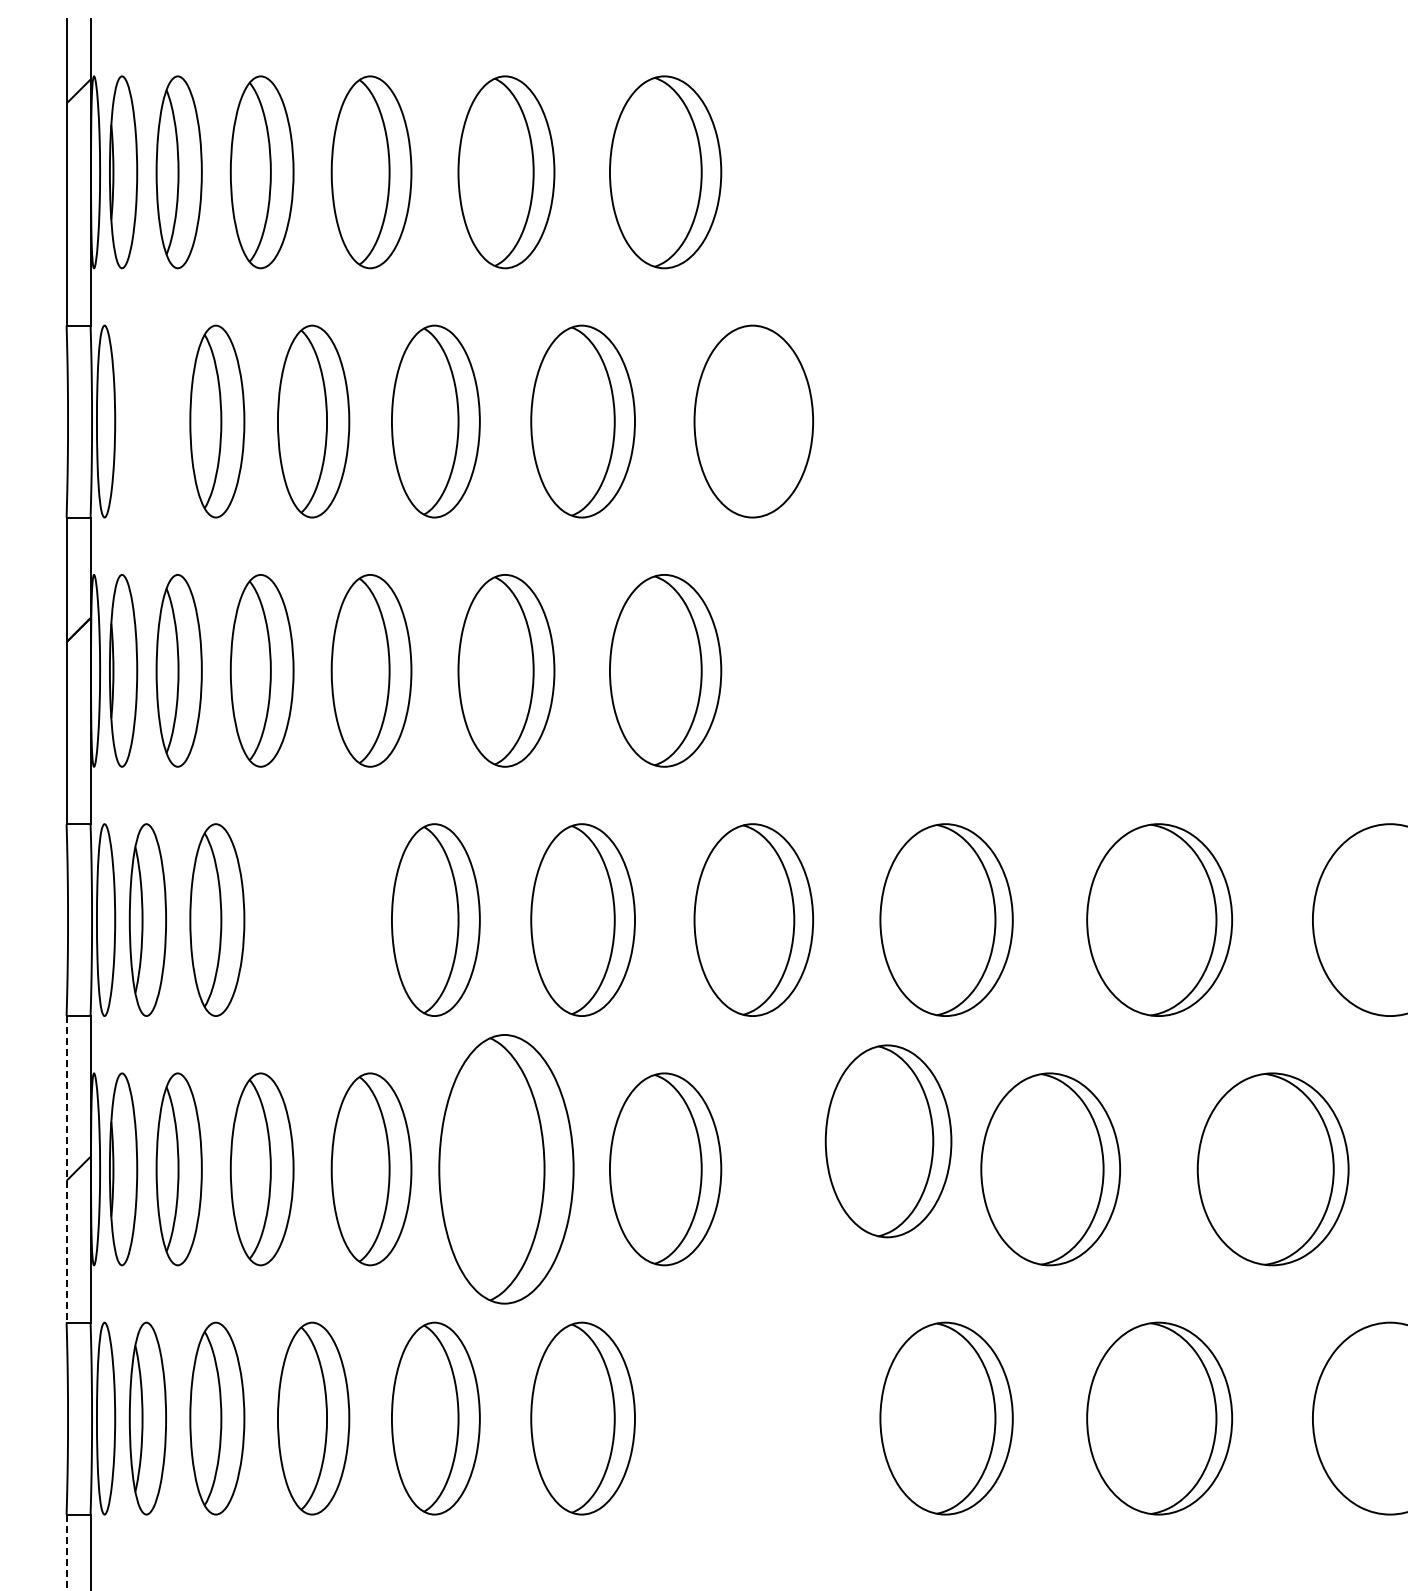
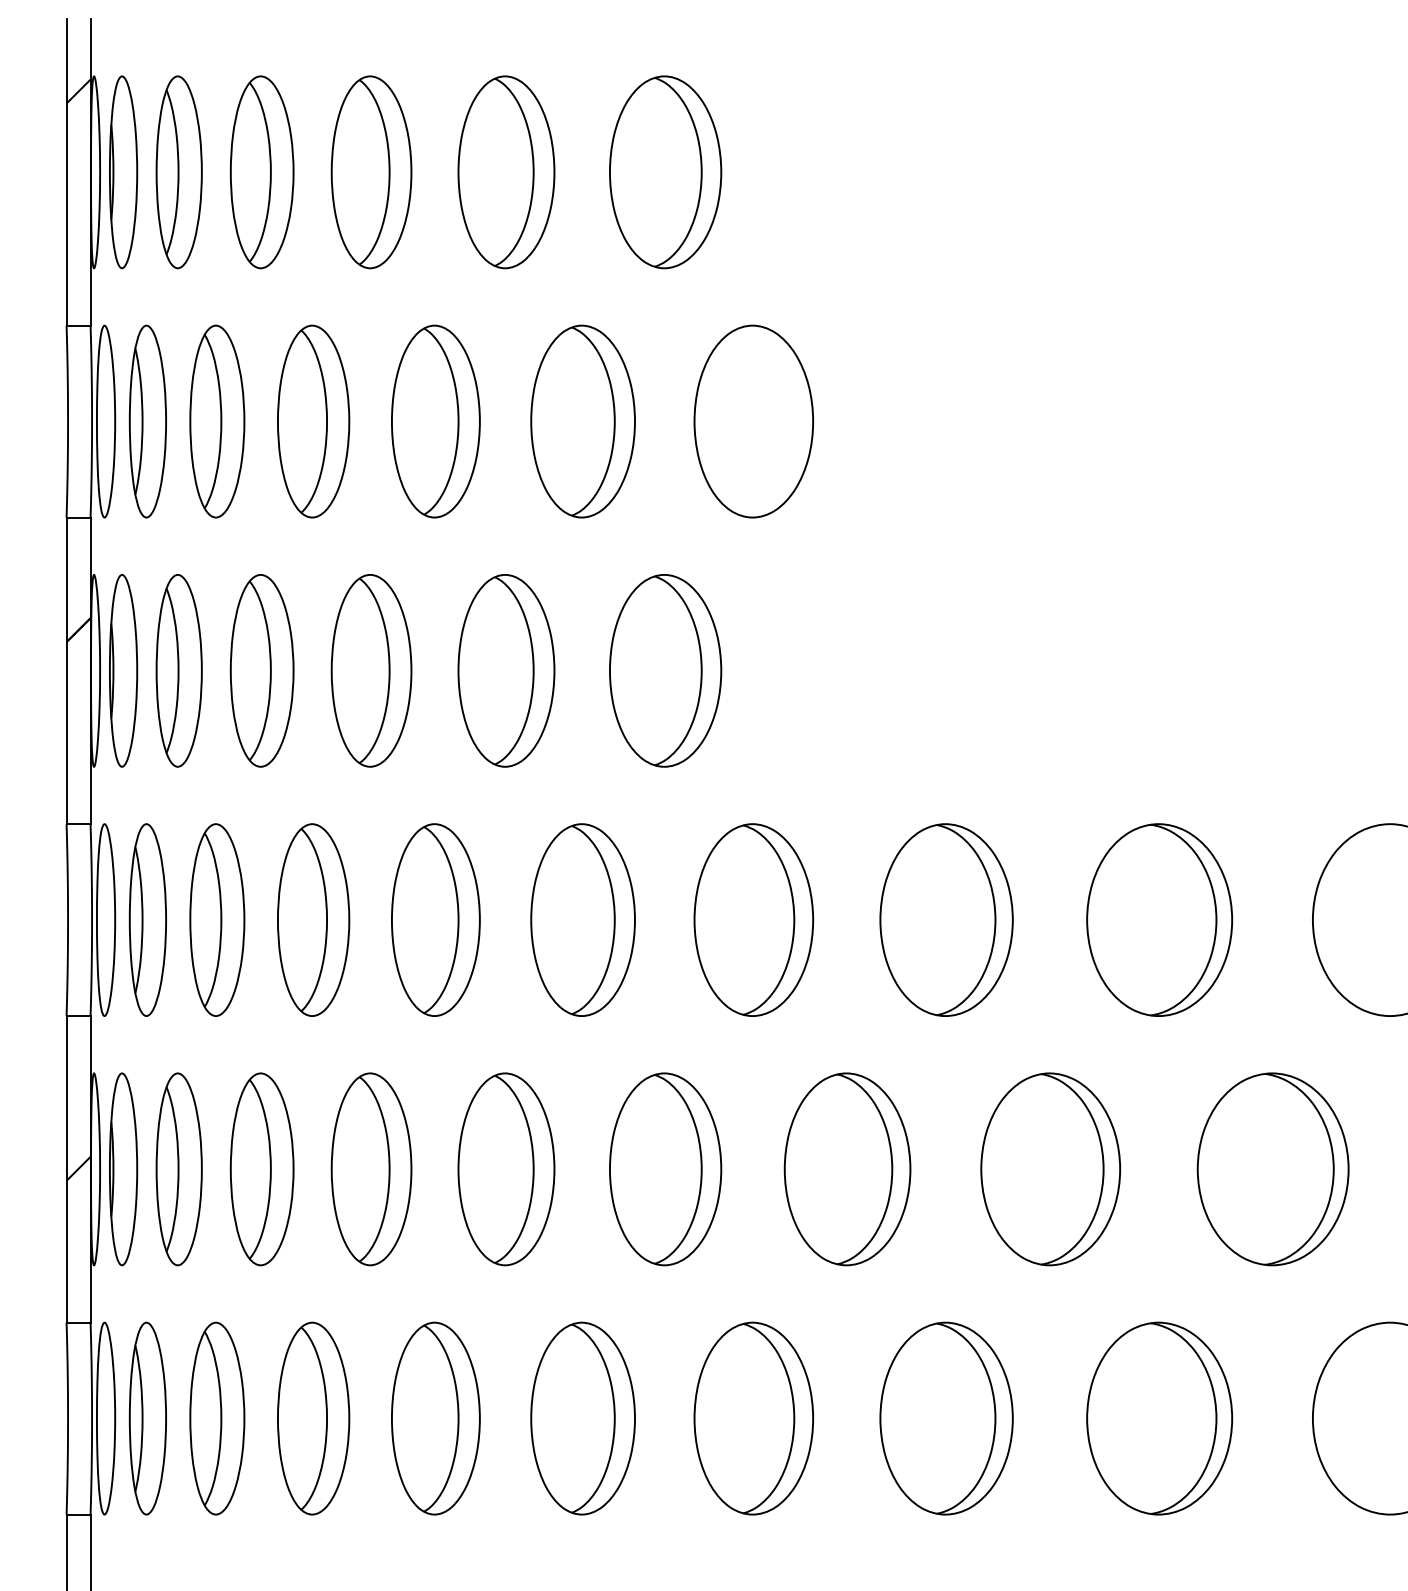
part: none -> present (147, 421)
part: none -> present (313, 919)
part position: (888, 1141) -> (847, 1169) (847, 1169)
line: dashed -> solid (66, 1169)
part size: 137x271 px -> 99x195 px (506, 1169)
part: none -> present (753, 1418)
line: dashed -> solid (66, 1552)
